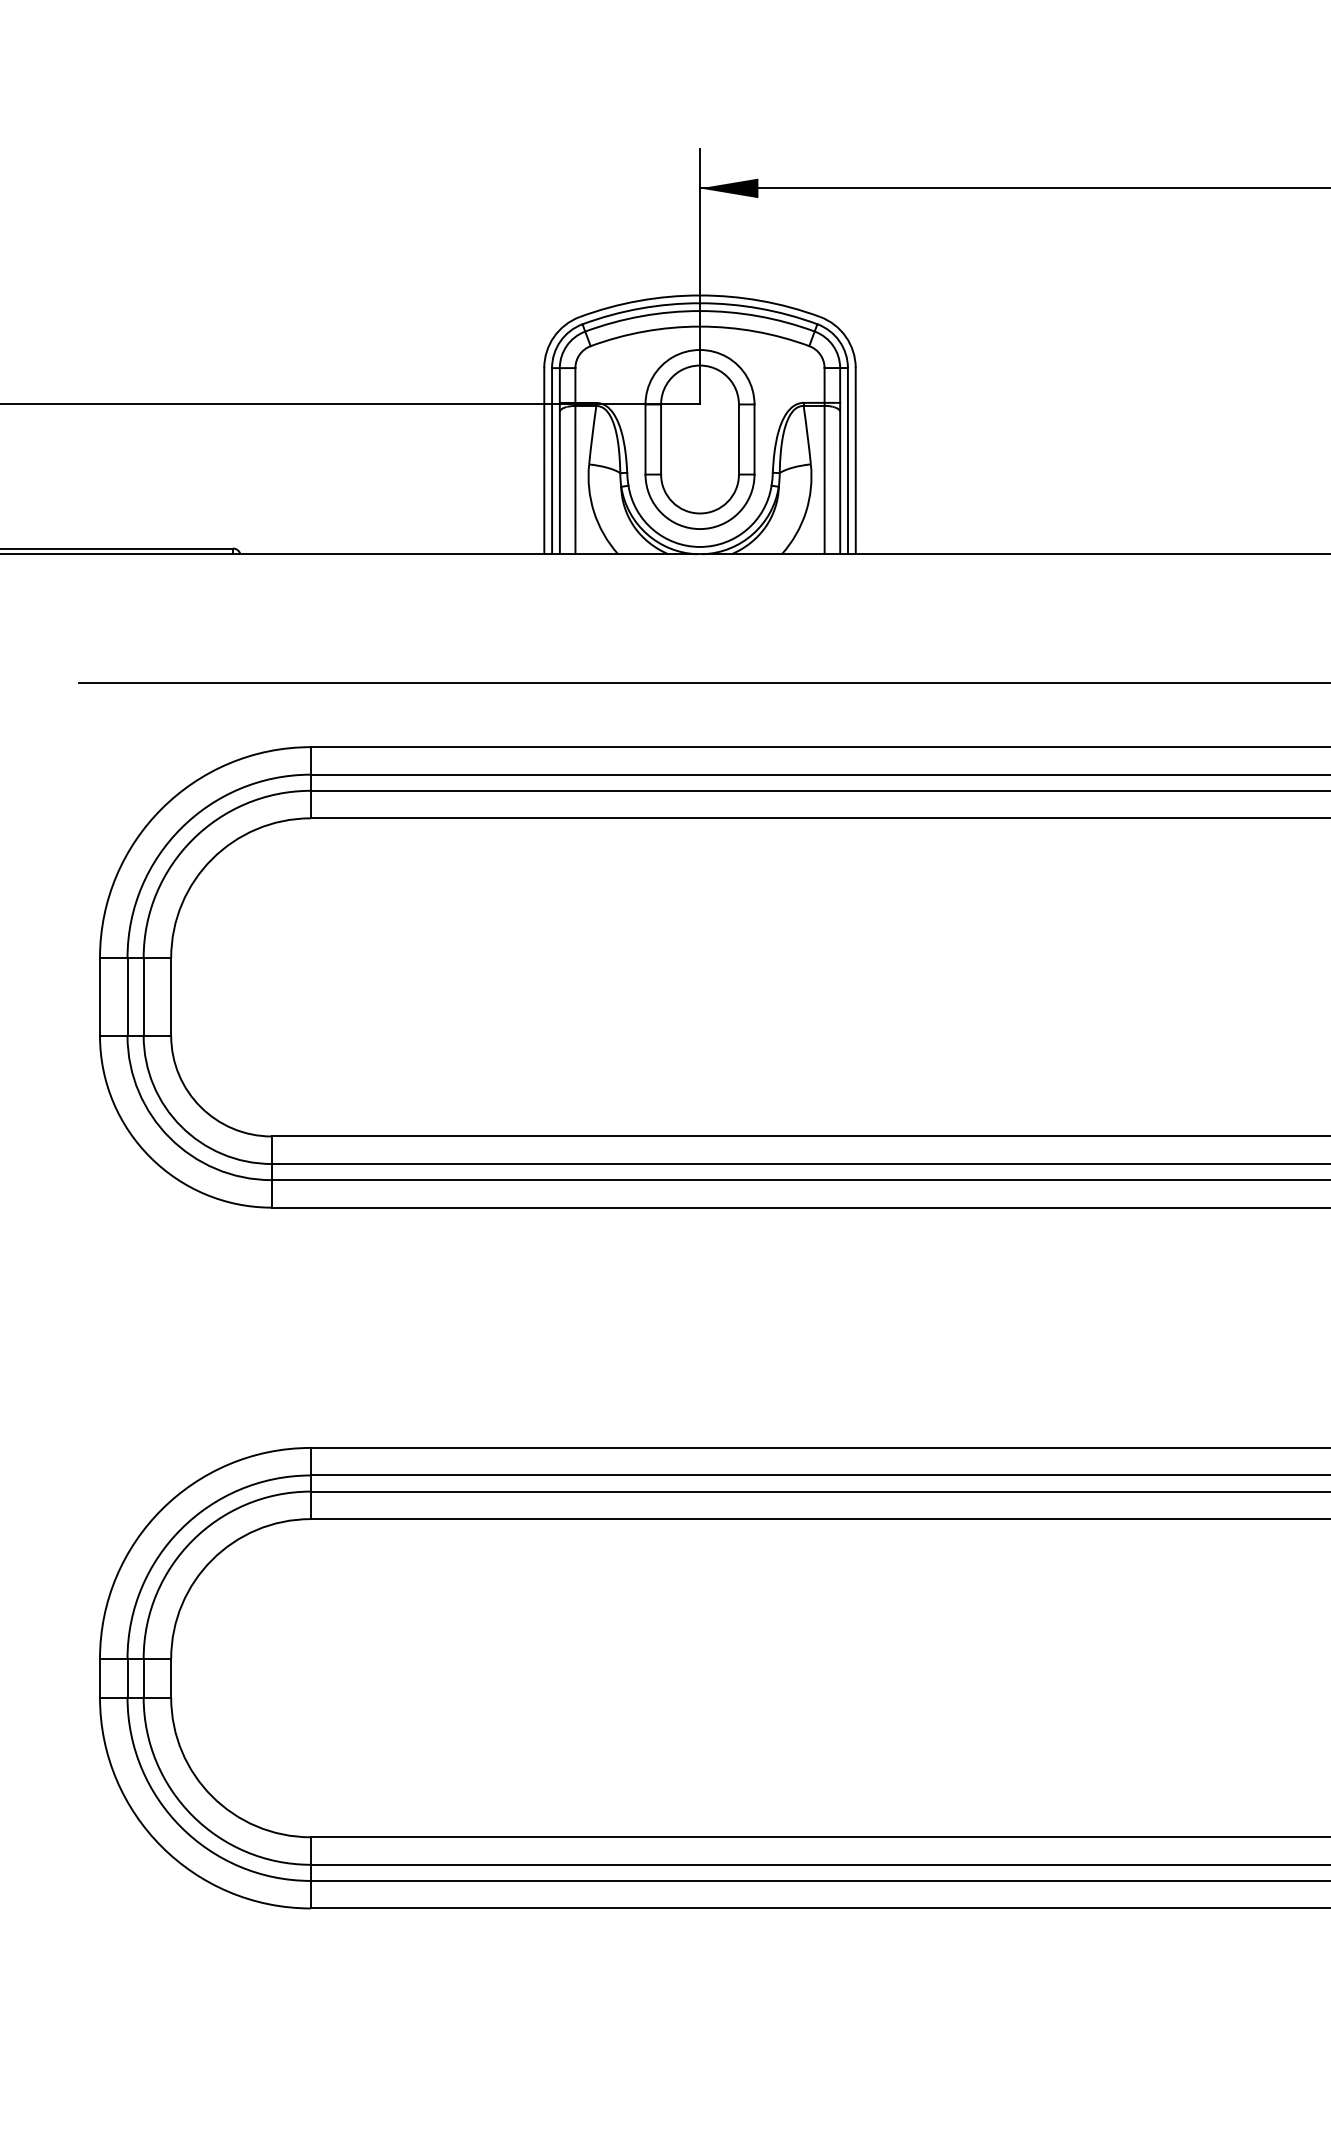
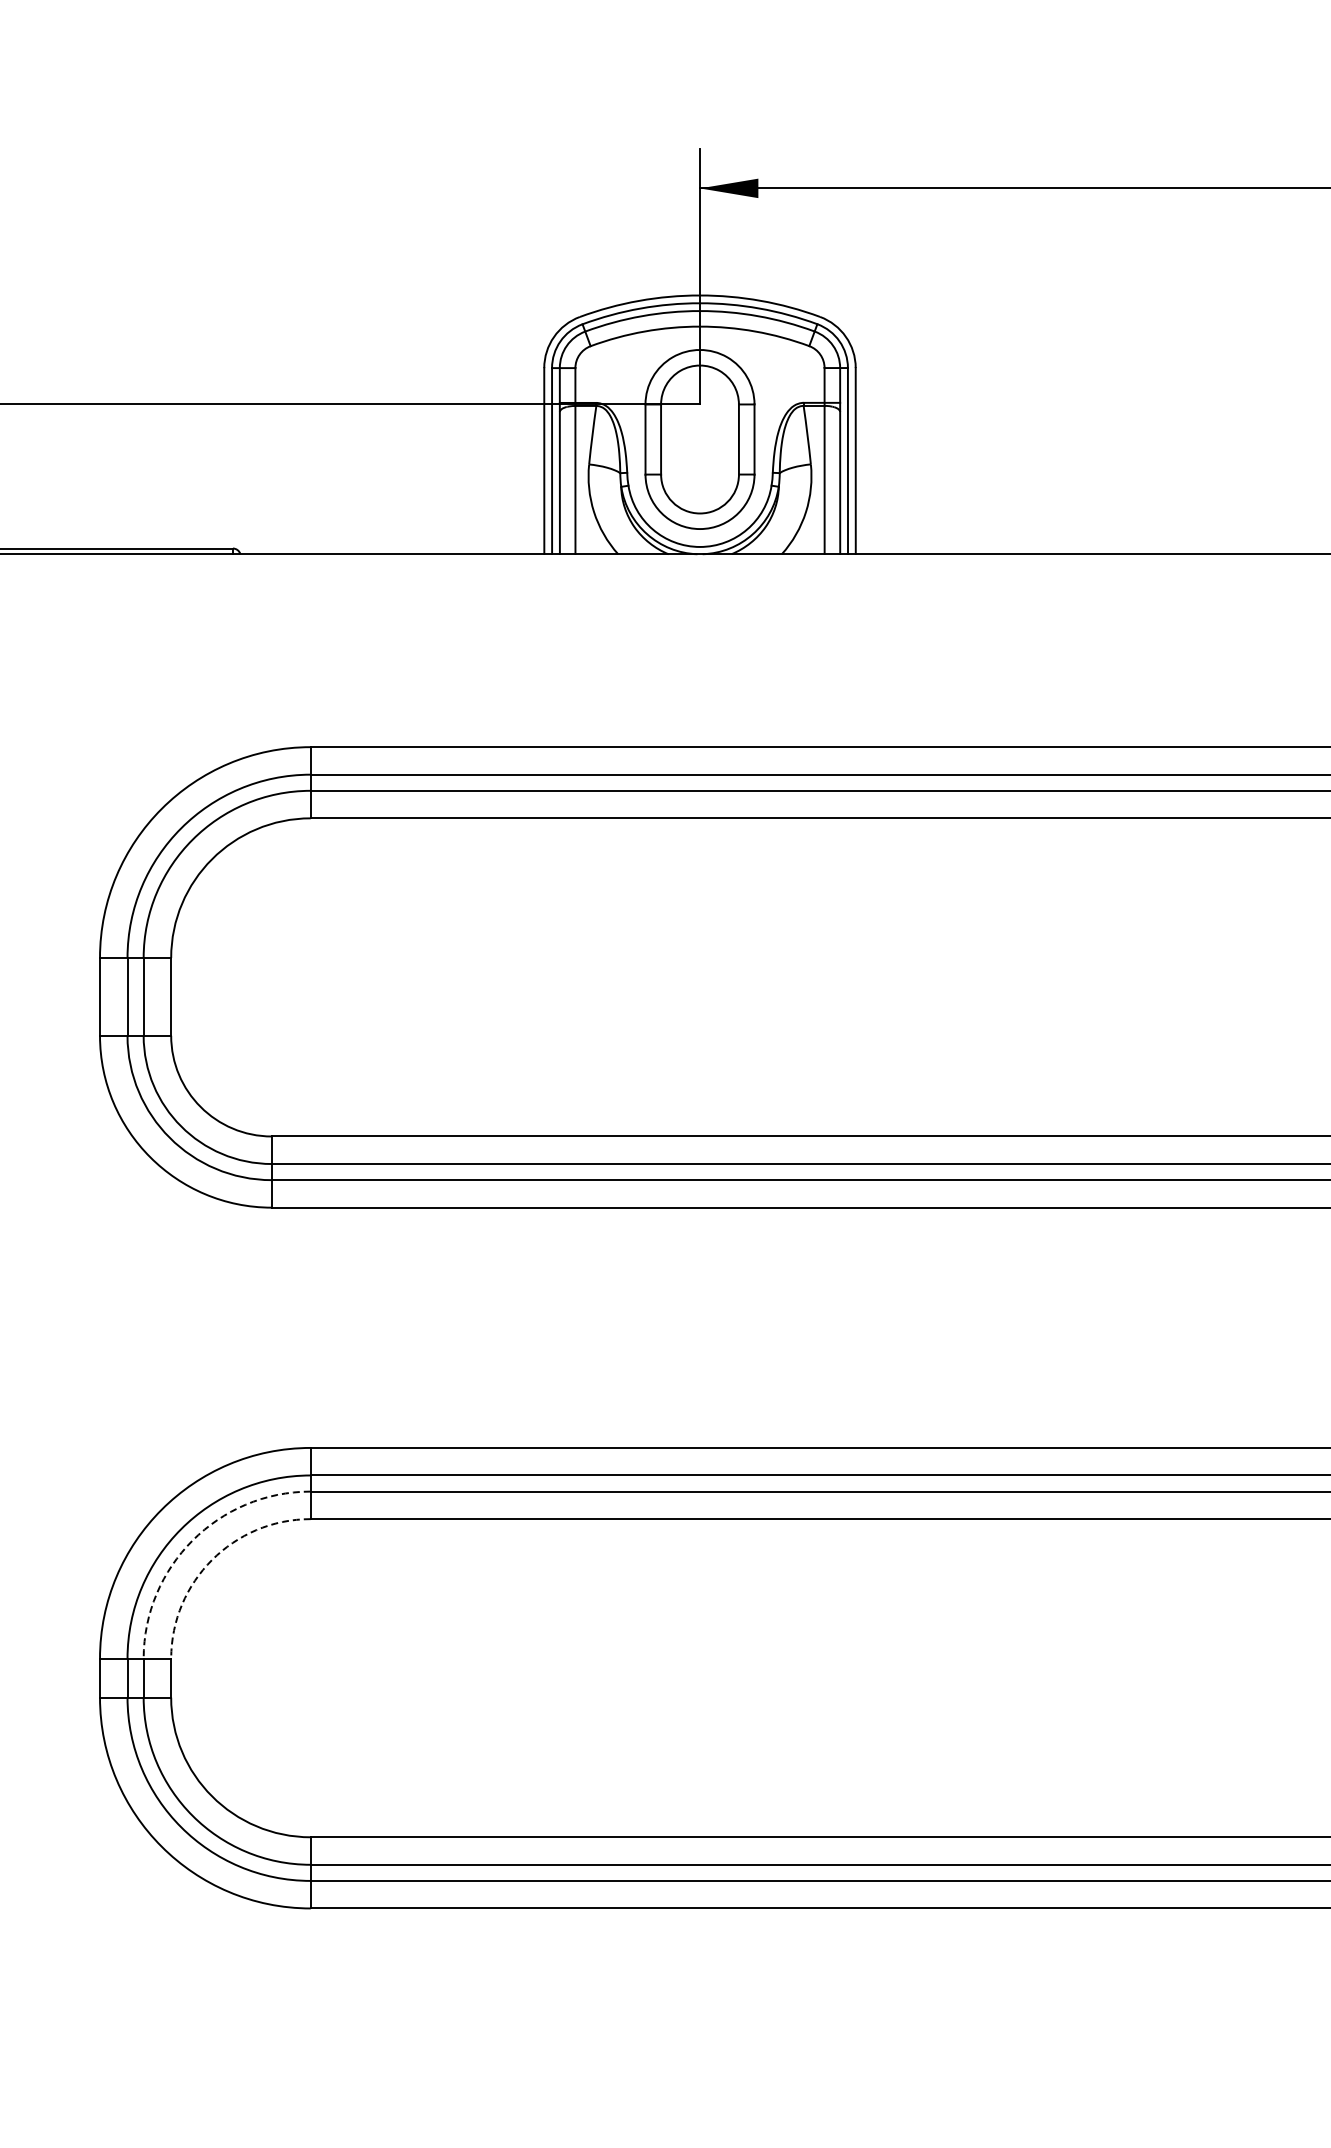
line: present -> none (703, 682)
arc: solid -> dashed (192, 1540)
arc: solid -> dashed (212, 1560)
